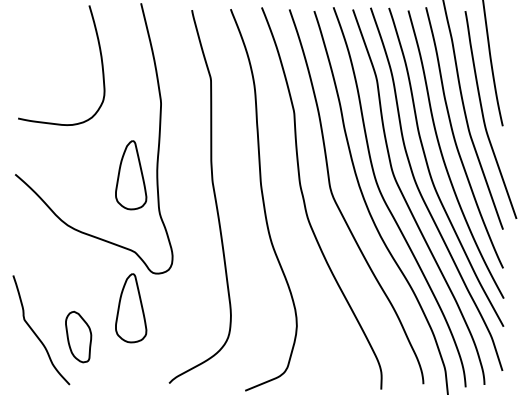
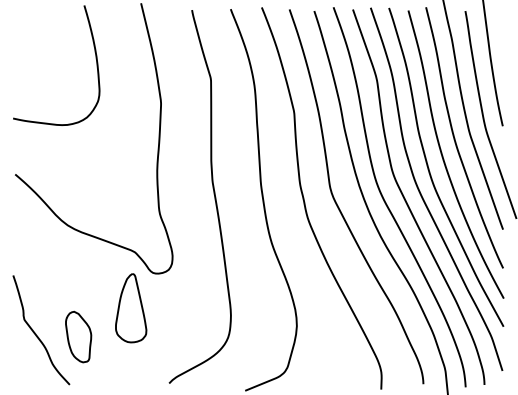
curve position: (100, 58) -> (95, 58) (95, 58)
part: present -> none (131, 175)
